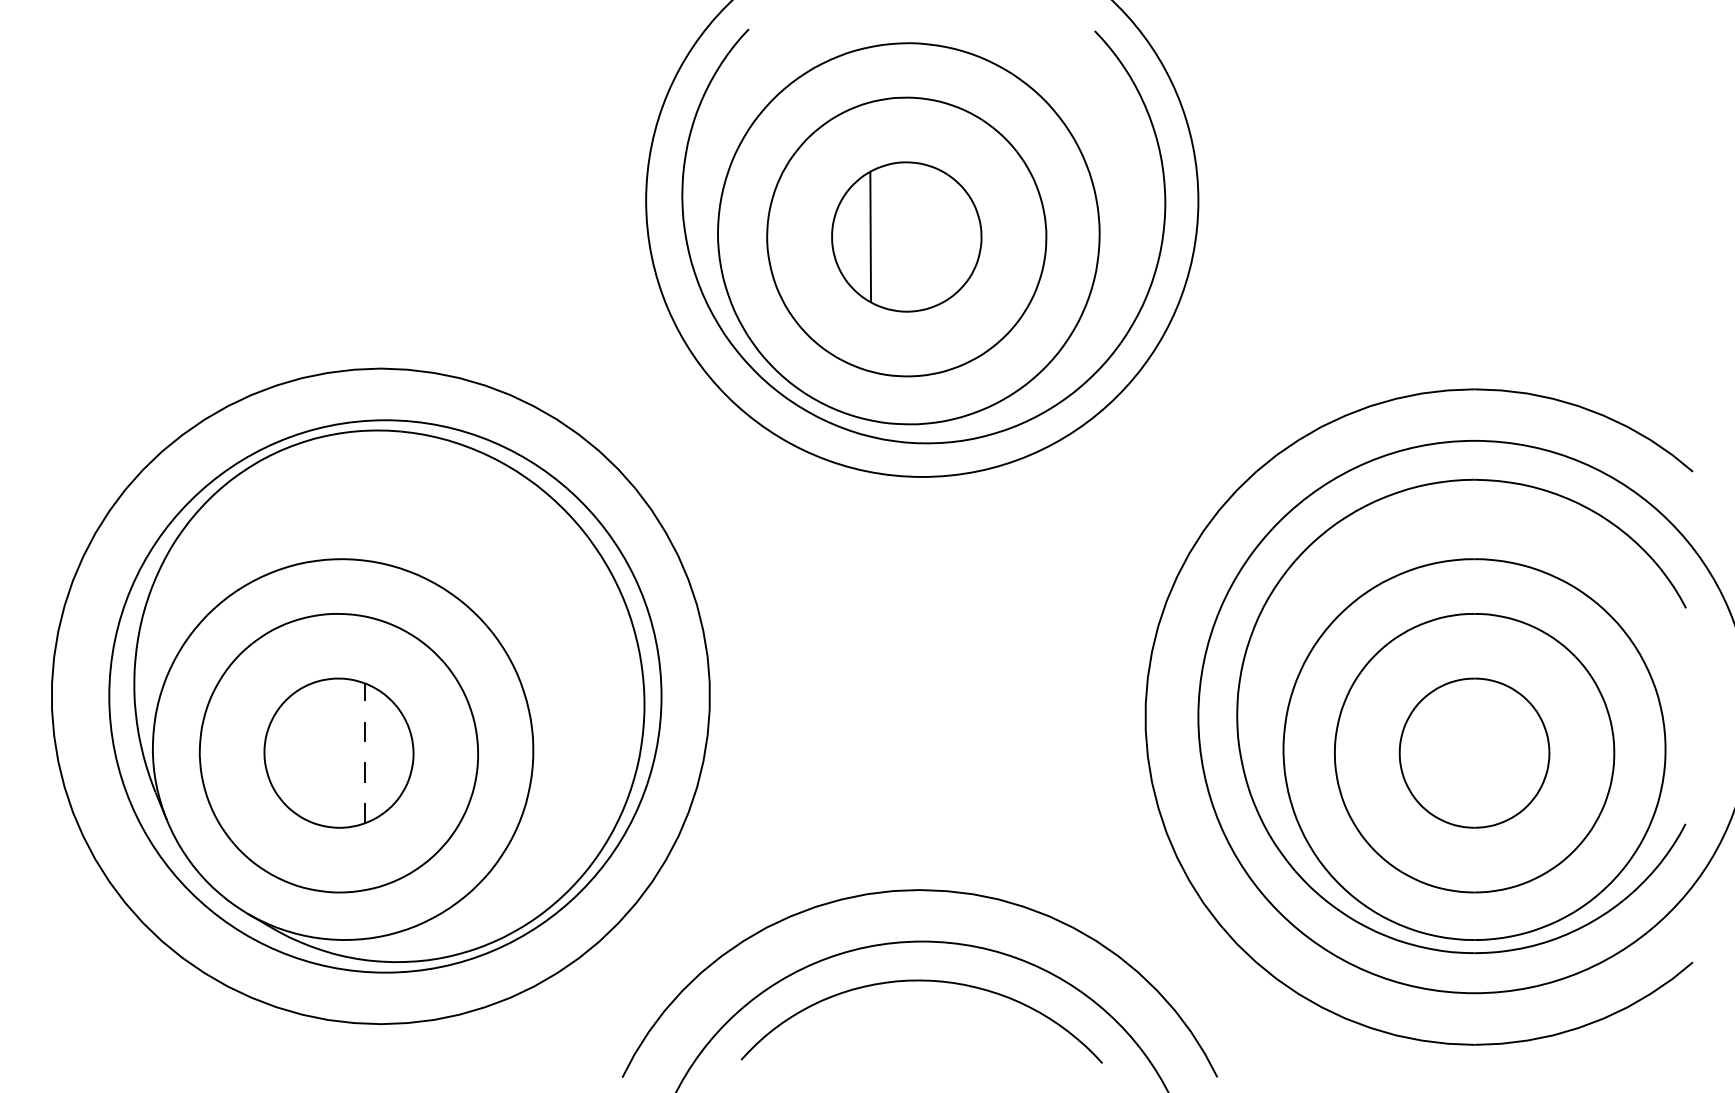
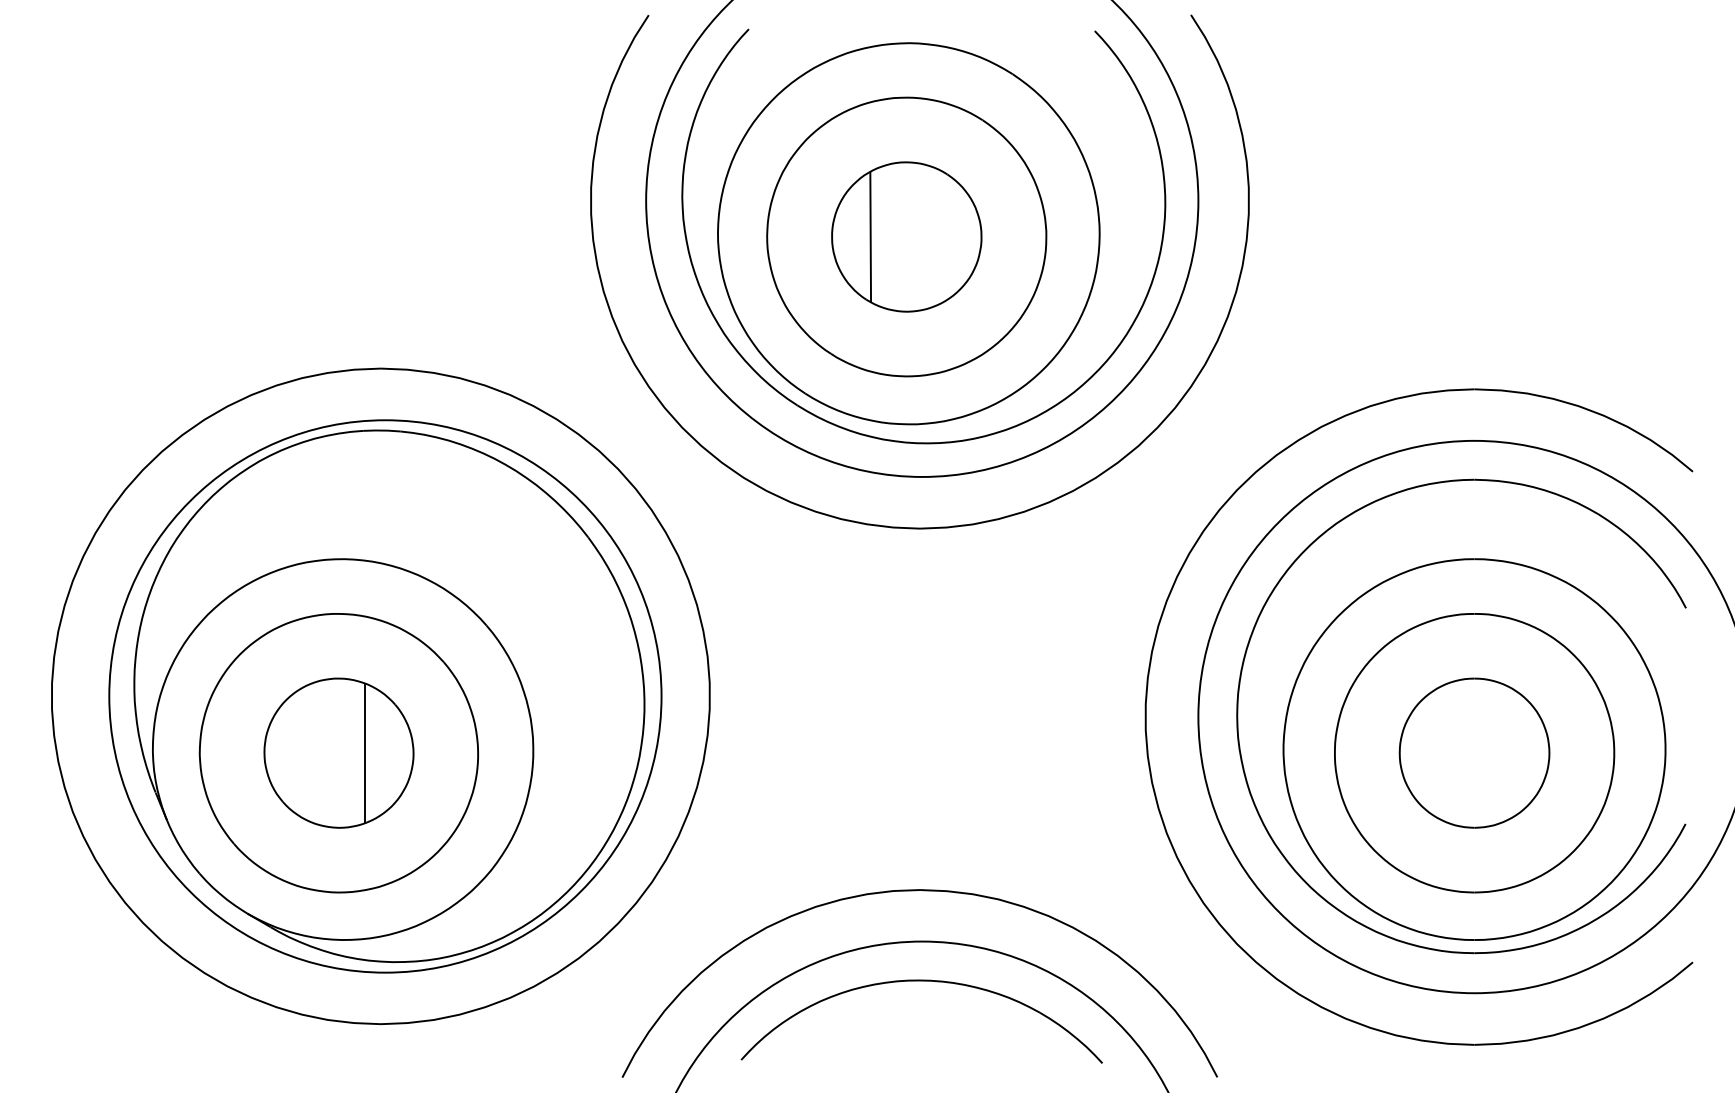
part: none -> present (900, 526)
line: dashed -> solid (364, 753)
